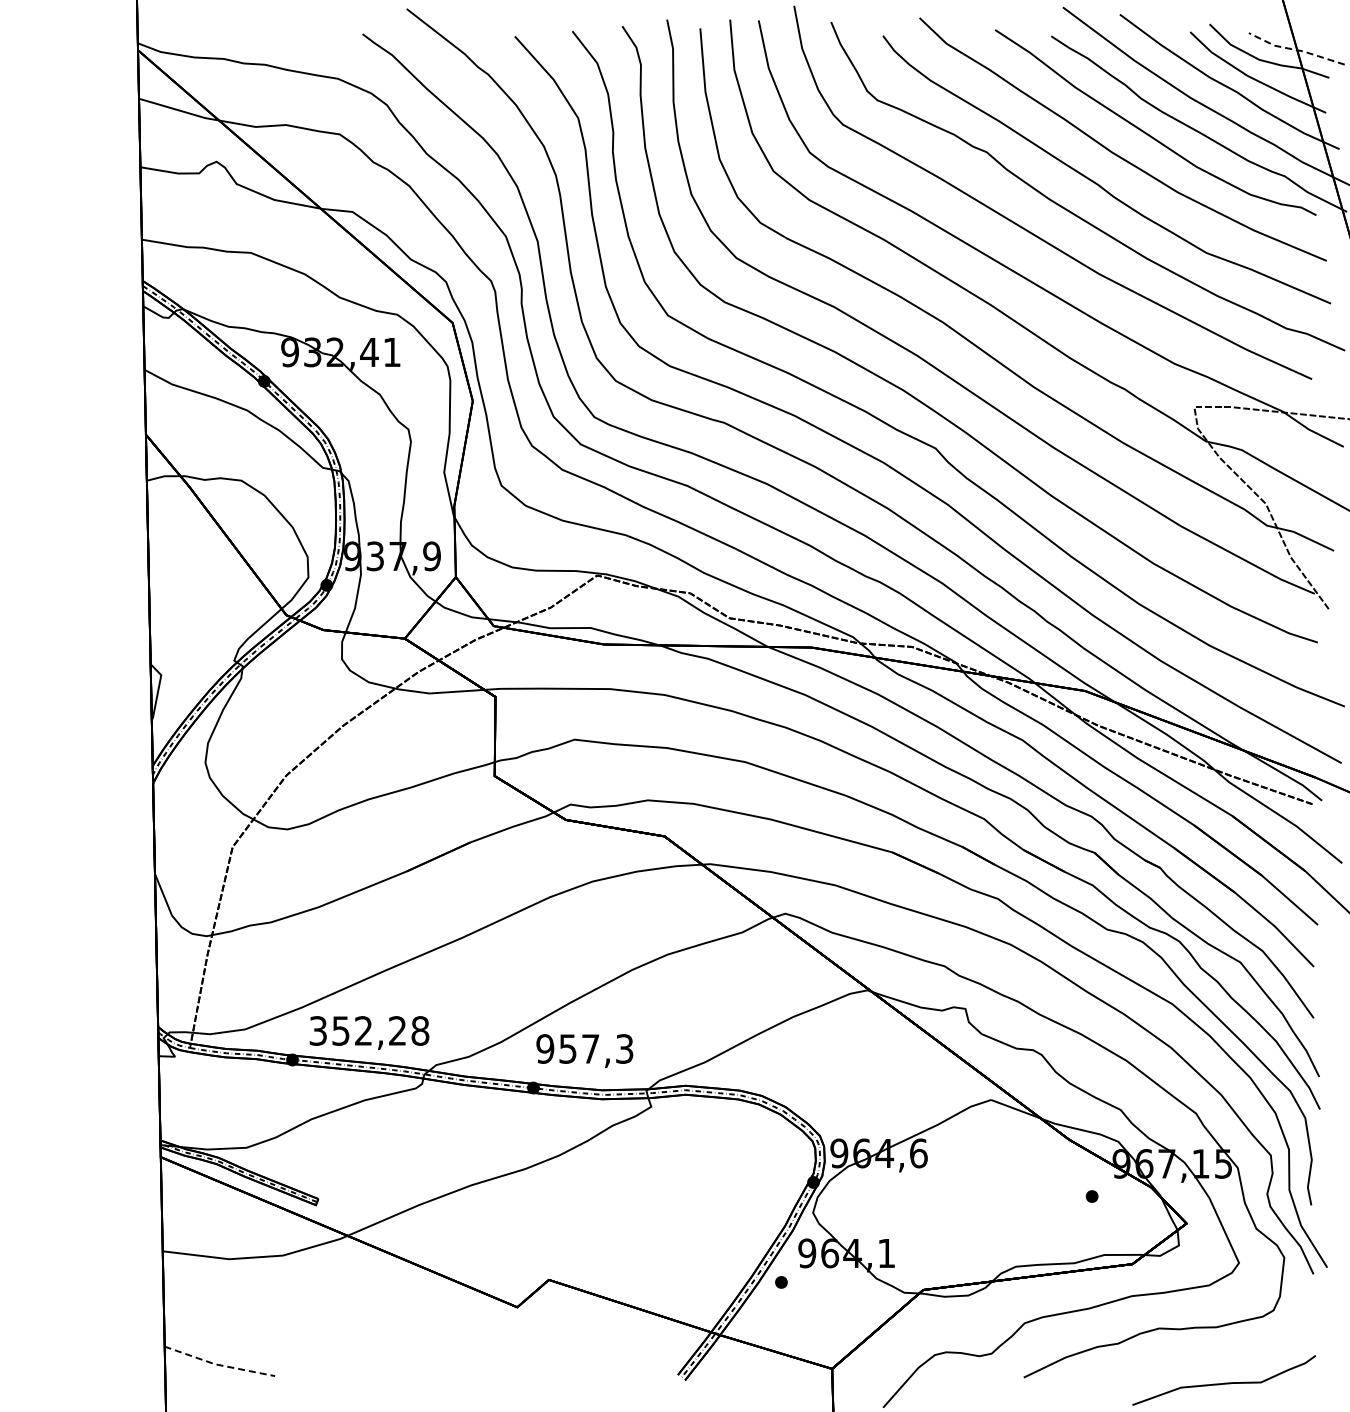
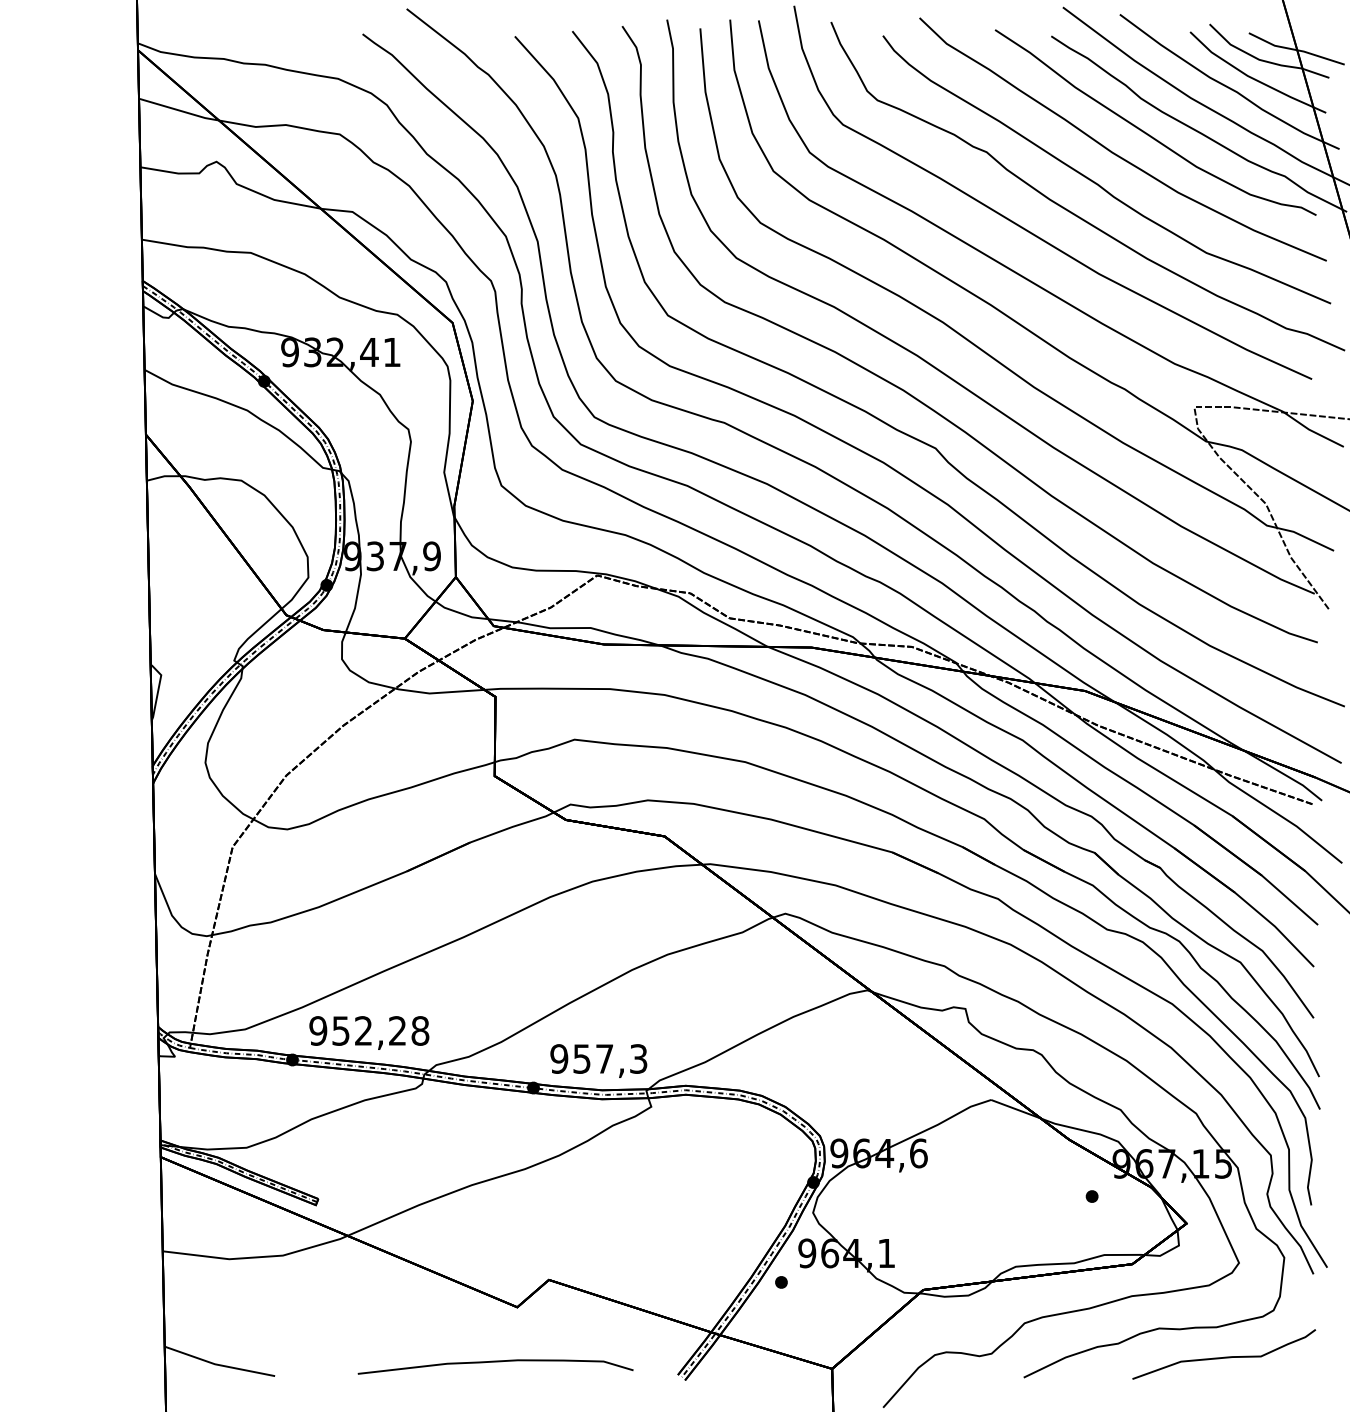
line: dashed -> solid (1296, 50)
text: 352,28 -> 952,28 (318, 1030)
text position: (584, 1050) -> (598, 1060) (598, 1060)
curve: none -> present (495, 1362)
line: dashed -> solid (217, 1364)
curve position: (1224, 1382) -> (1224, 1356) (1224, 1356)
